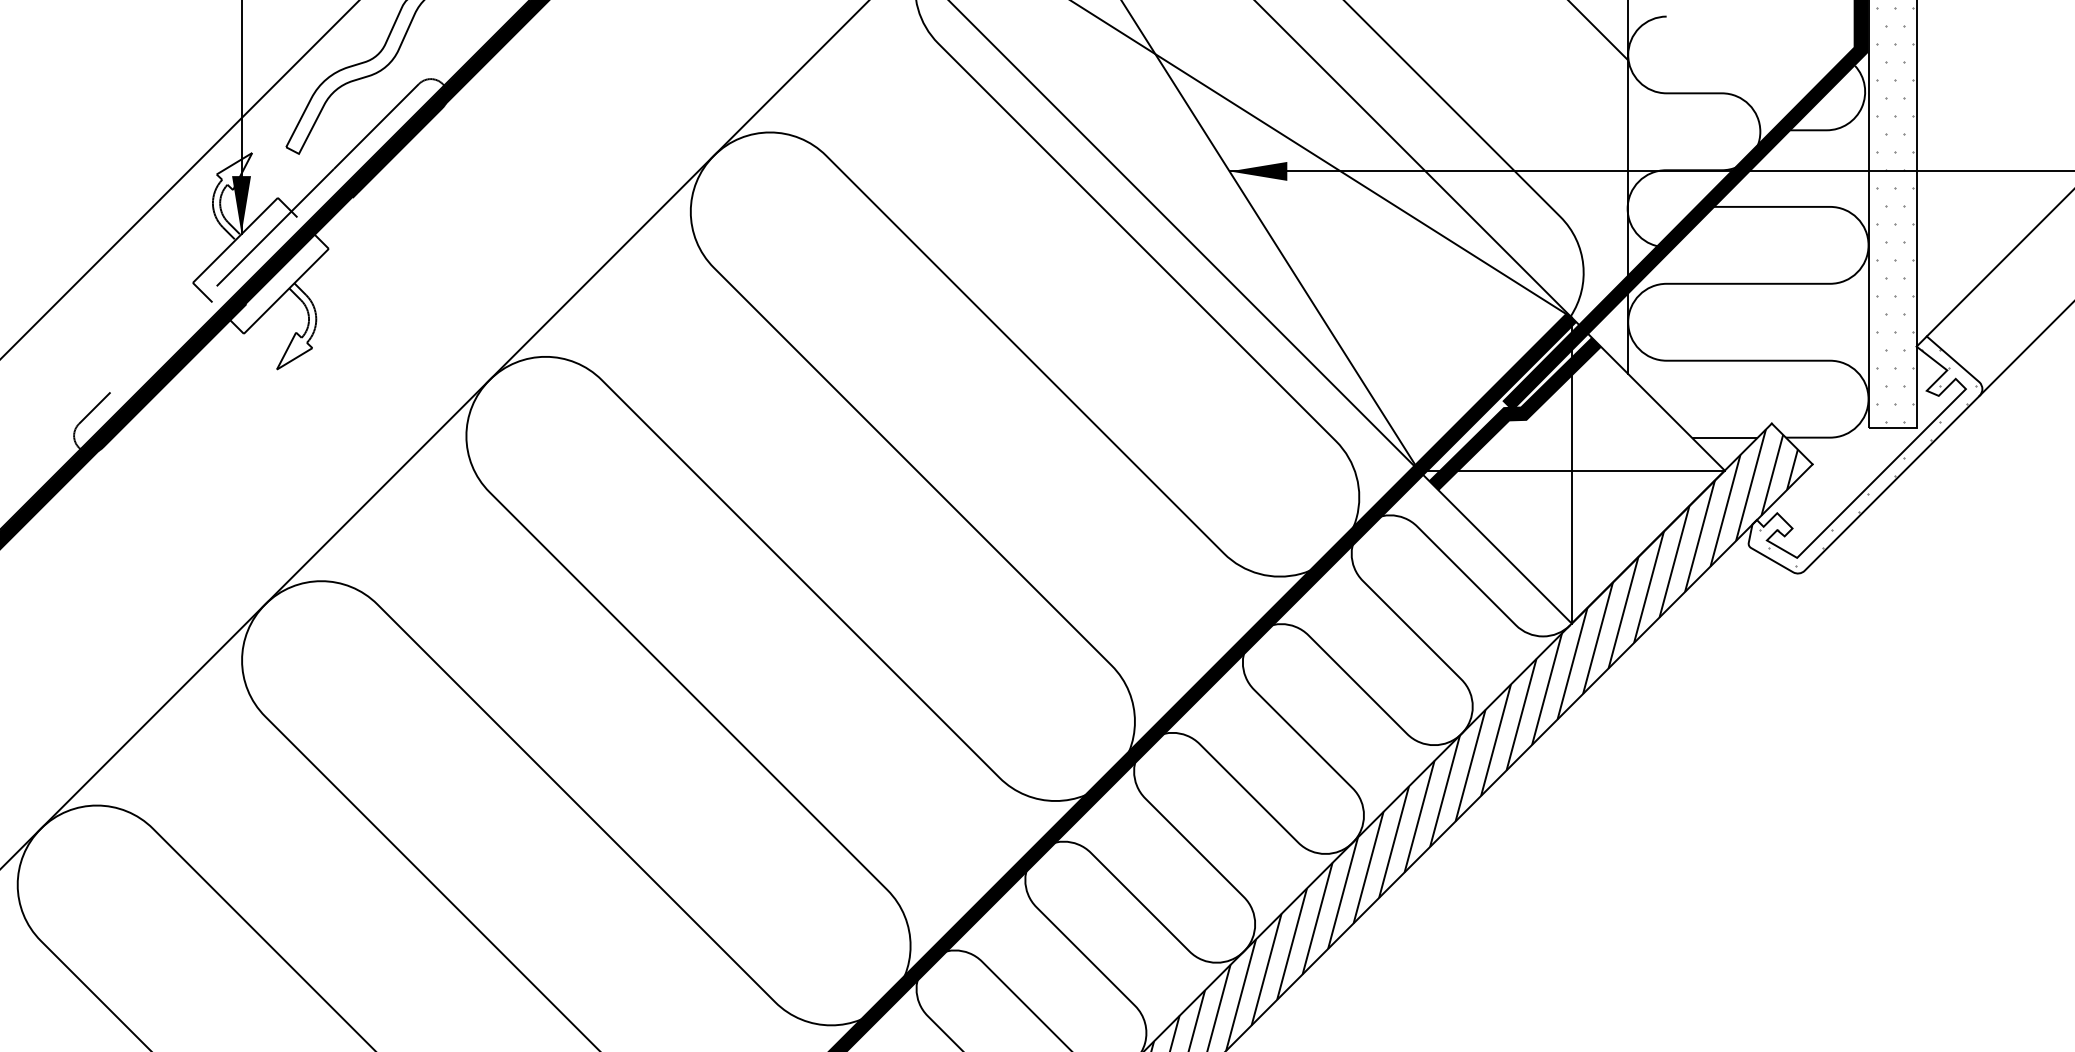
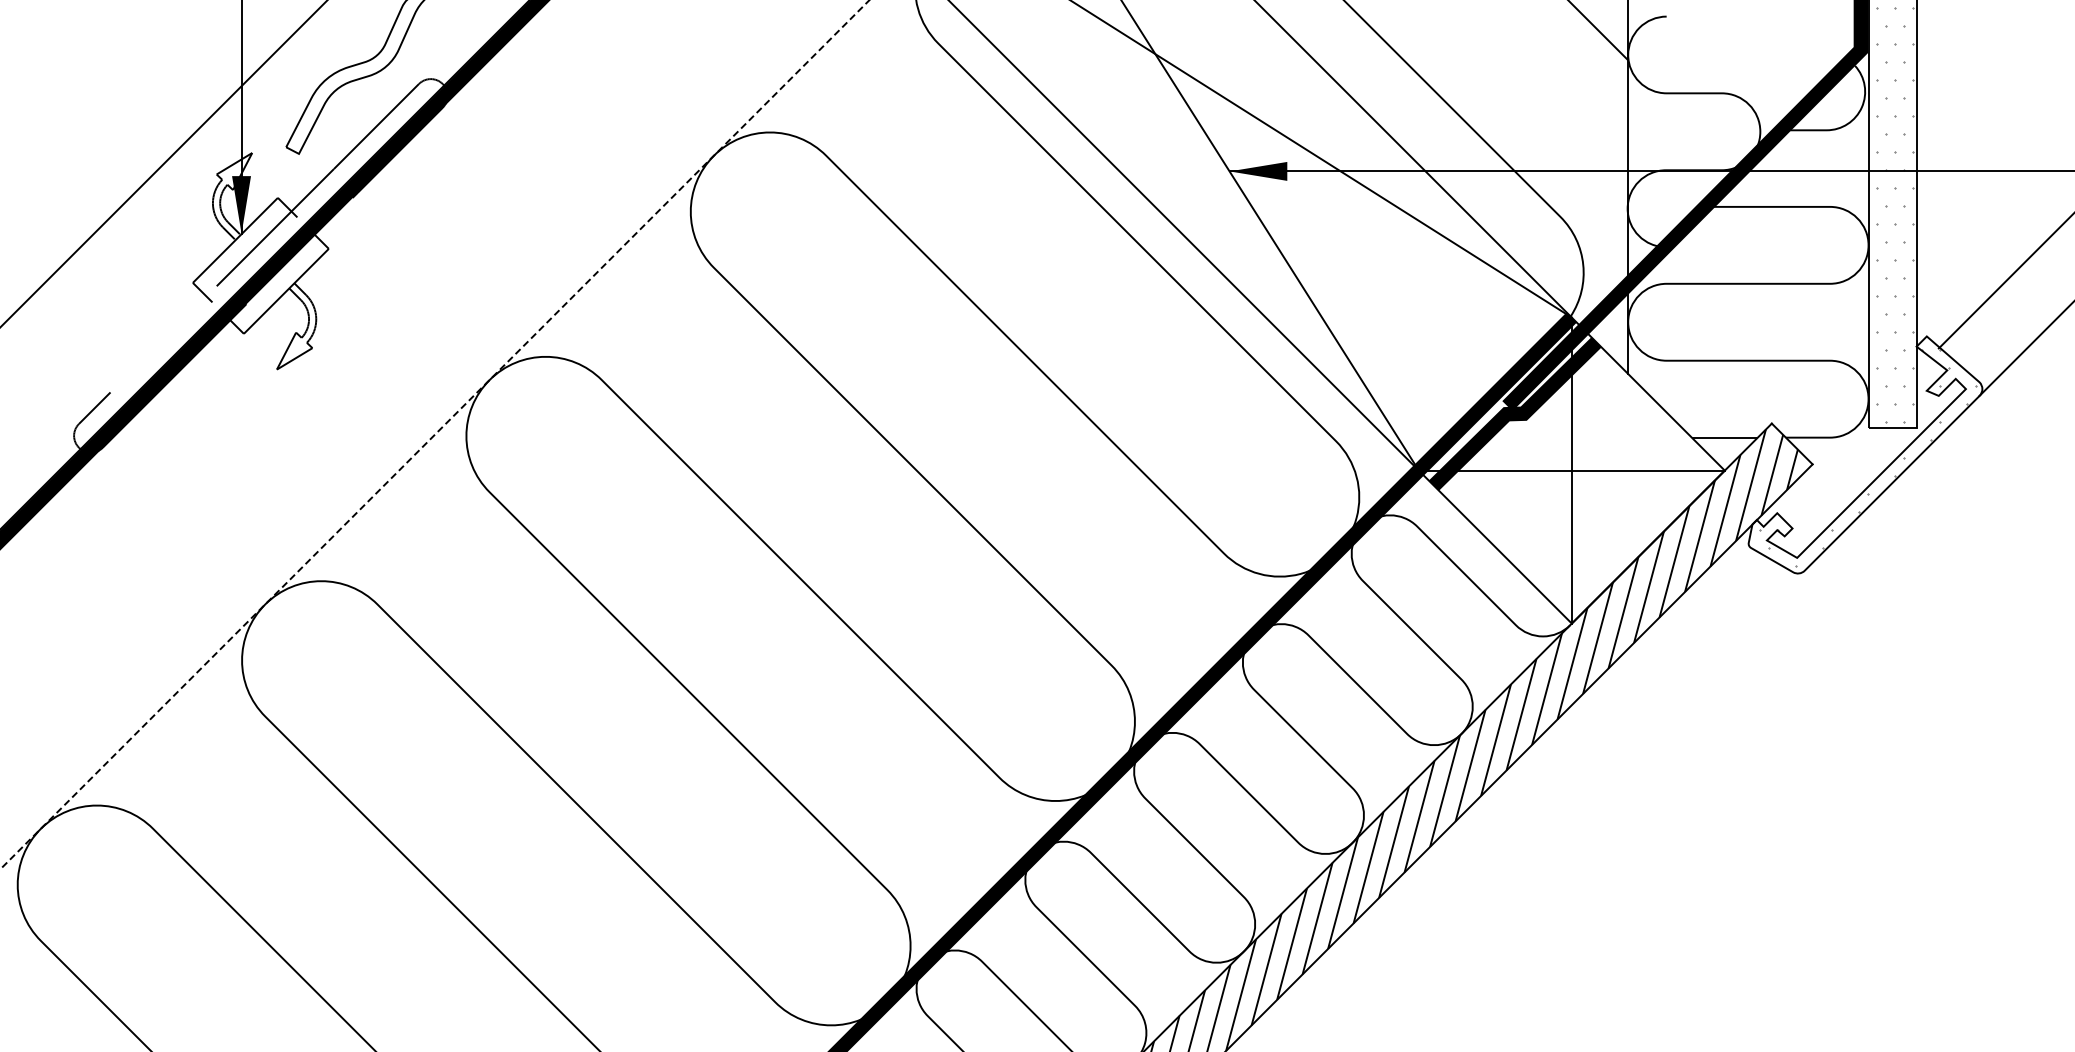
line position: (179, 179) -> (163, 163) (163, 163)
line position: (1998, 263) -> (2004, 281) (2004, 281)
line: solid -> dashed (435, 434)
